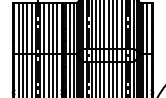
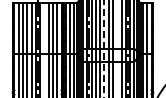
line: present -> none (44, 48)
line: present -> none (117, 48)
line: solid -> dashed (104, 49)
